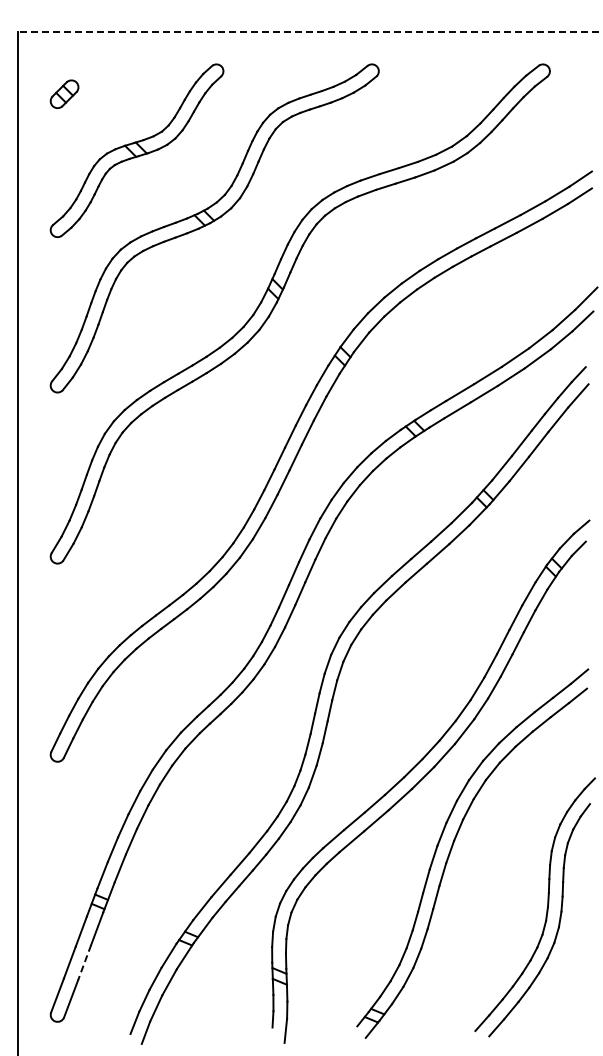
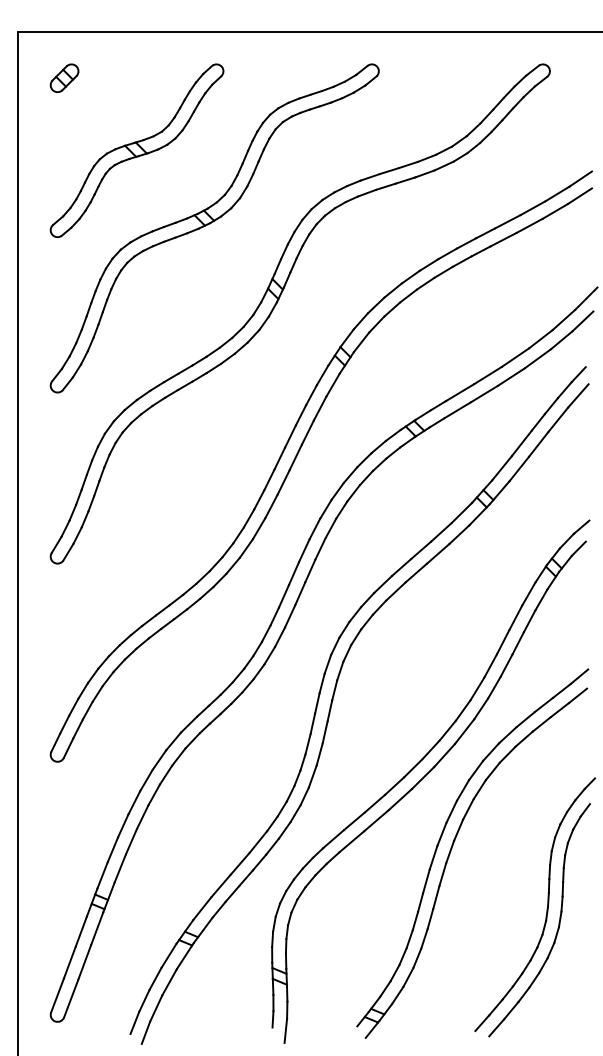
line: dashed -> solid (309, 31)
part position: (64, 93) -> (64, 77) (64, 77)
line: dashed -> solid (84, 962)
